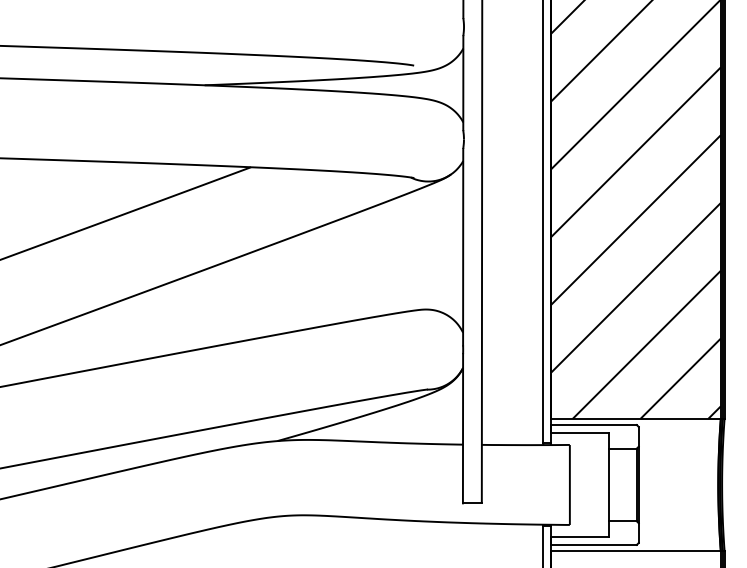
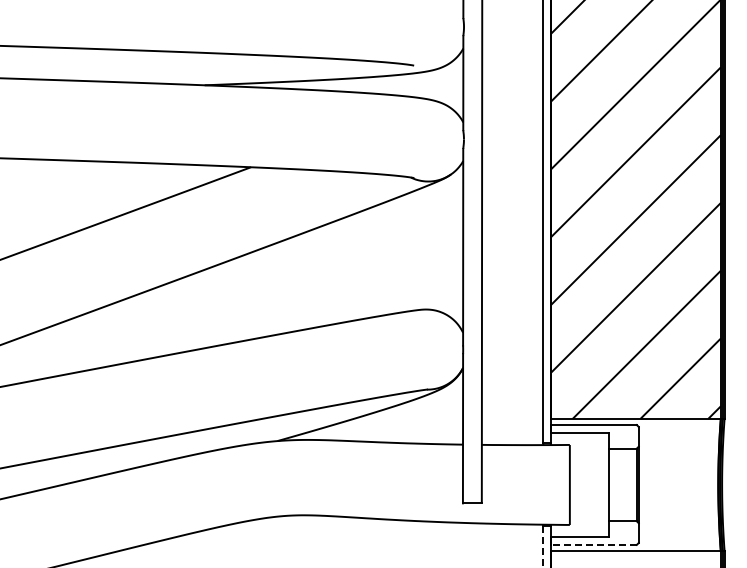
line: solid -> dashed (593, 544)
line: solid -> dashed (543, 547)
